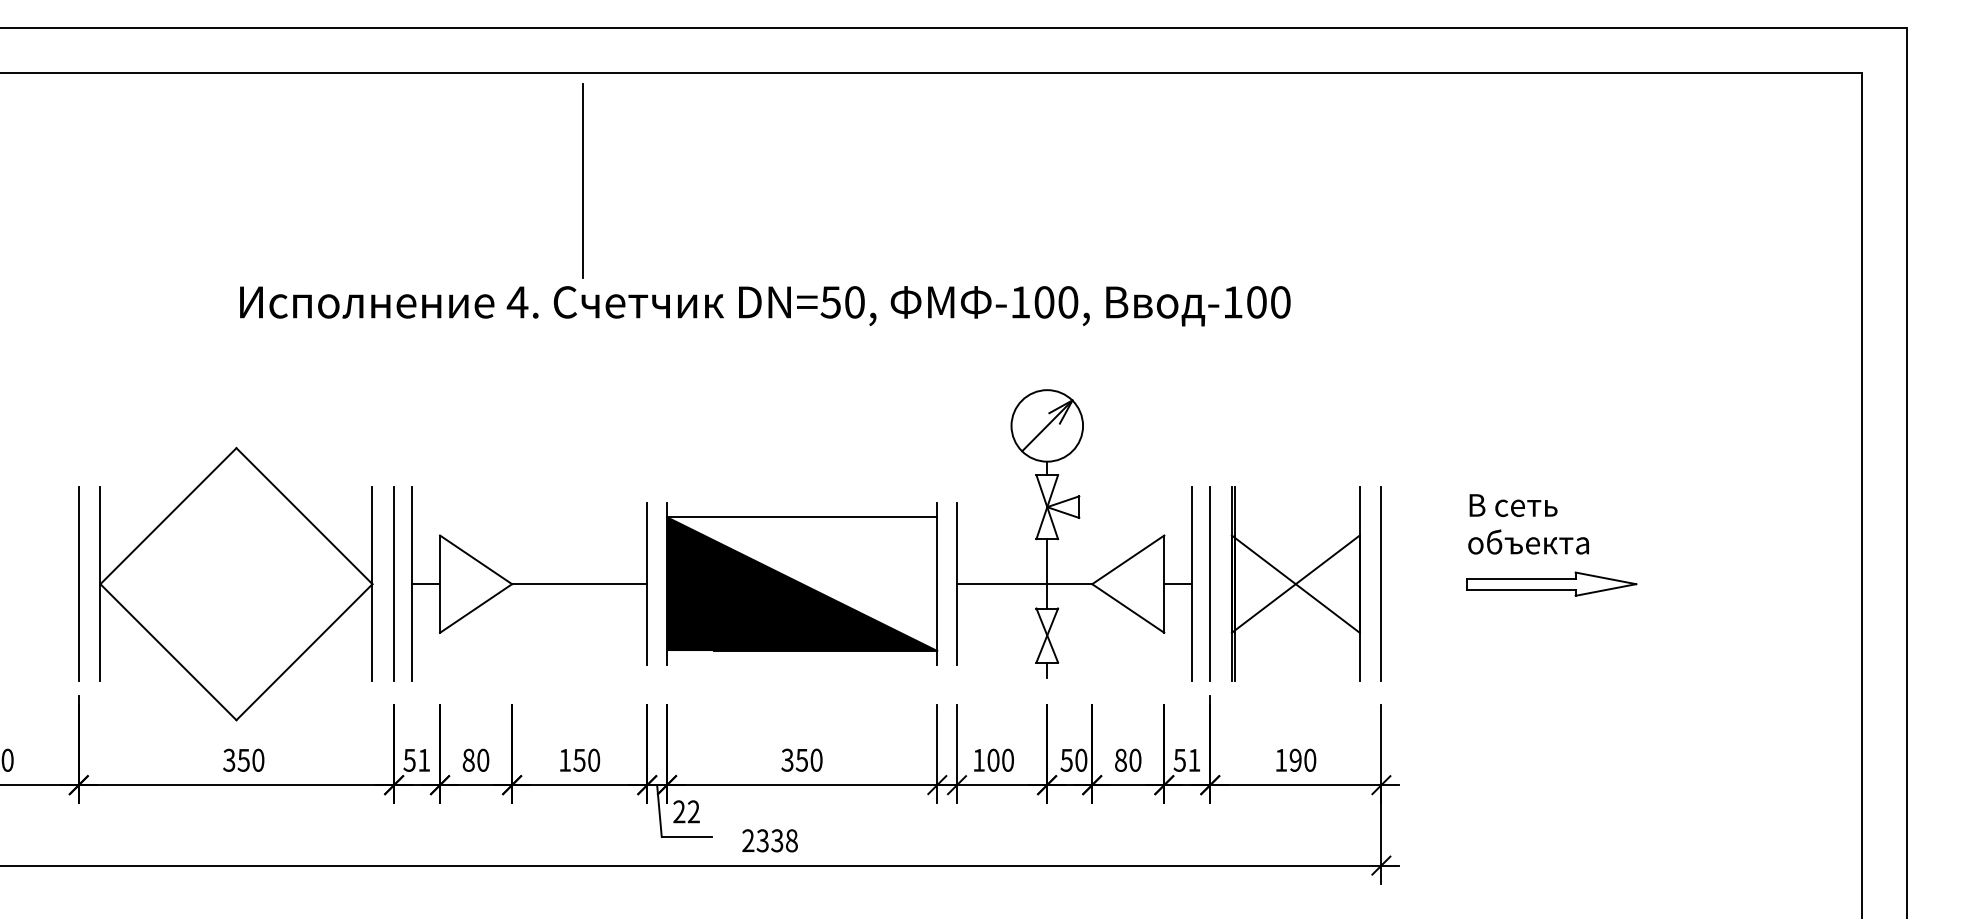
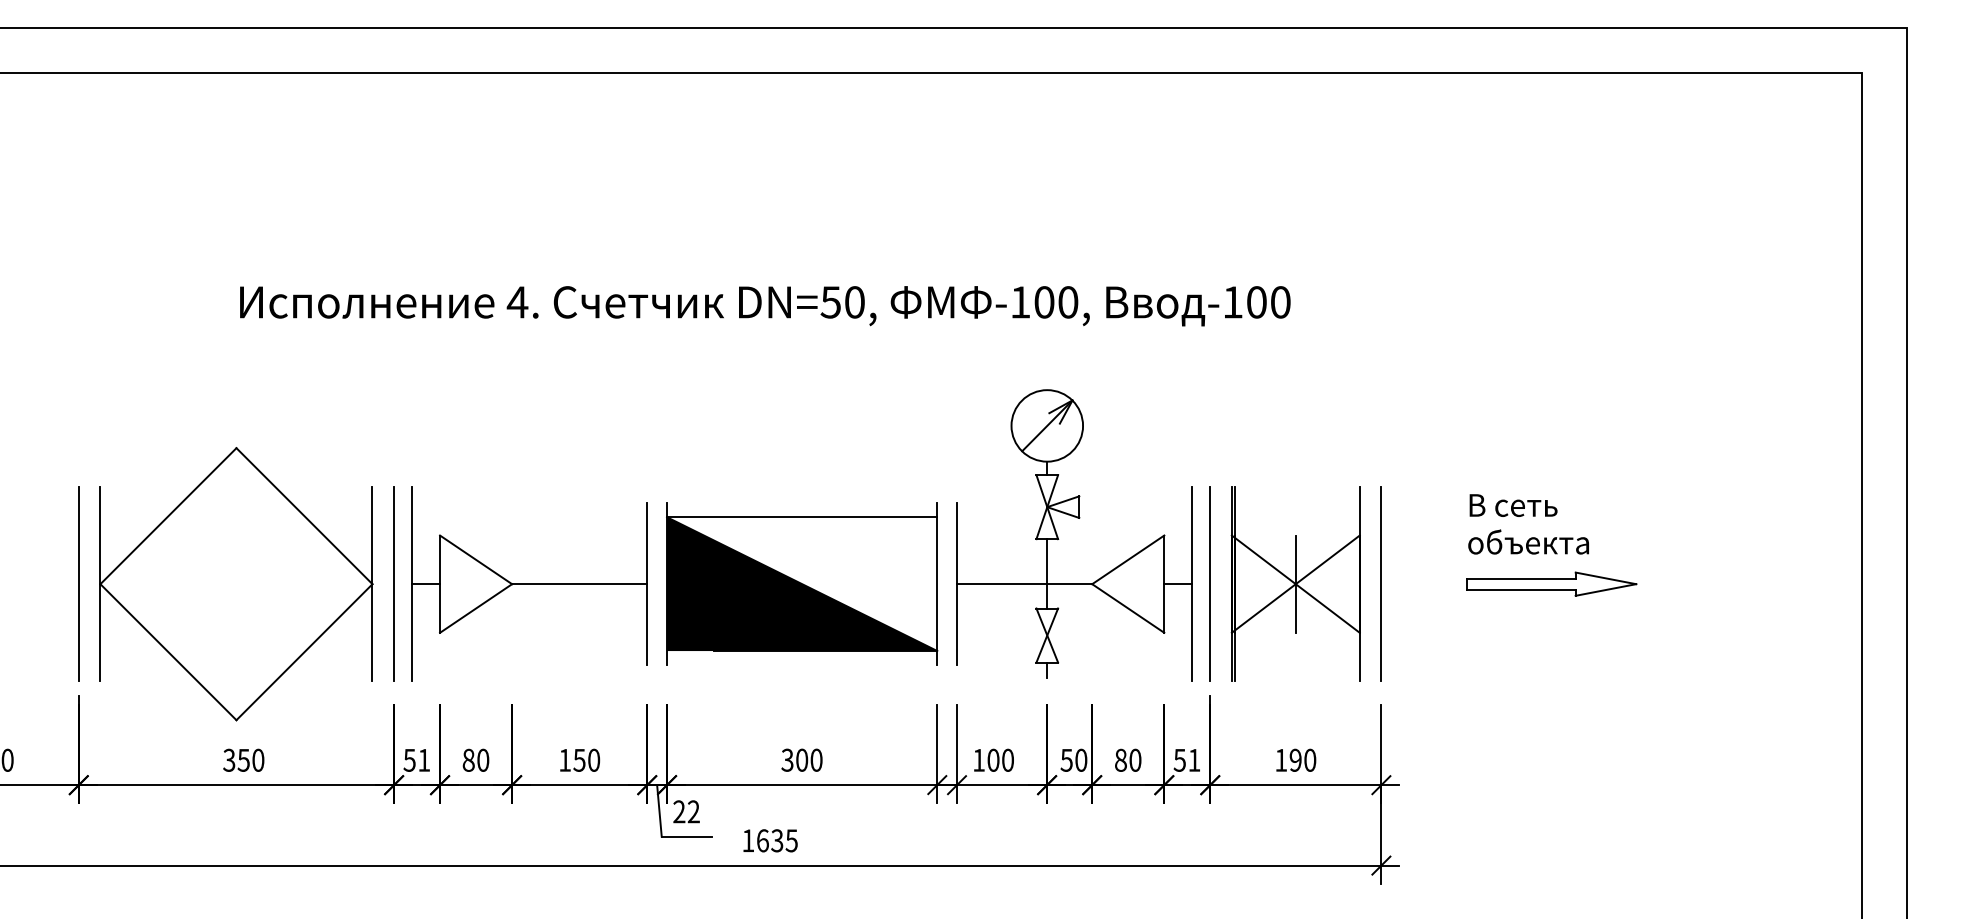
line: present -> none (582, 180)
line: none -> present (1295, 583)
text: 350 -> 300 (801, 759)
text: 2338 -> 1635 (769, 840)
